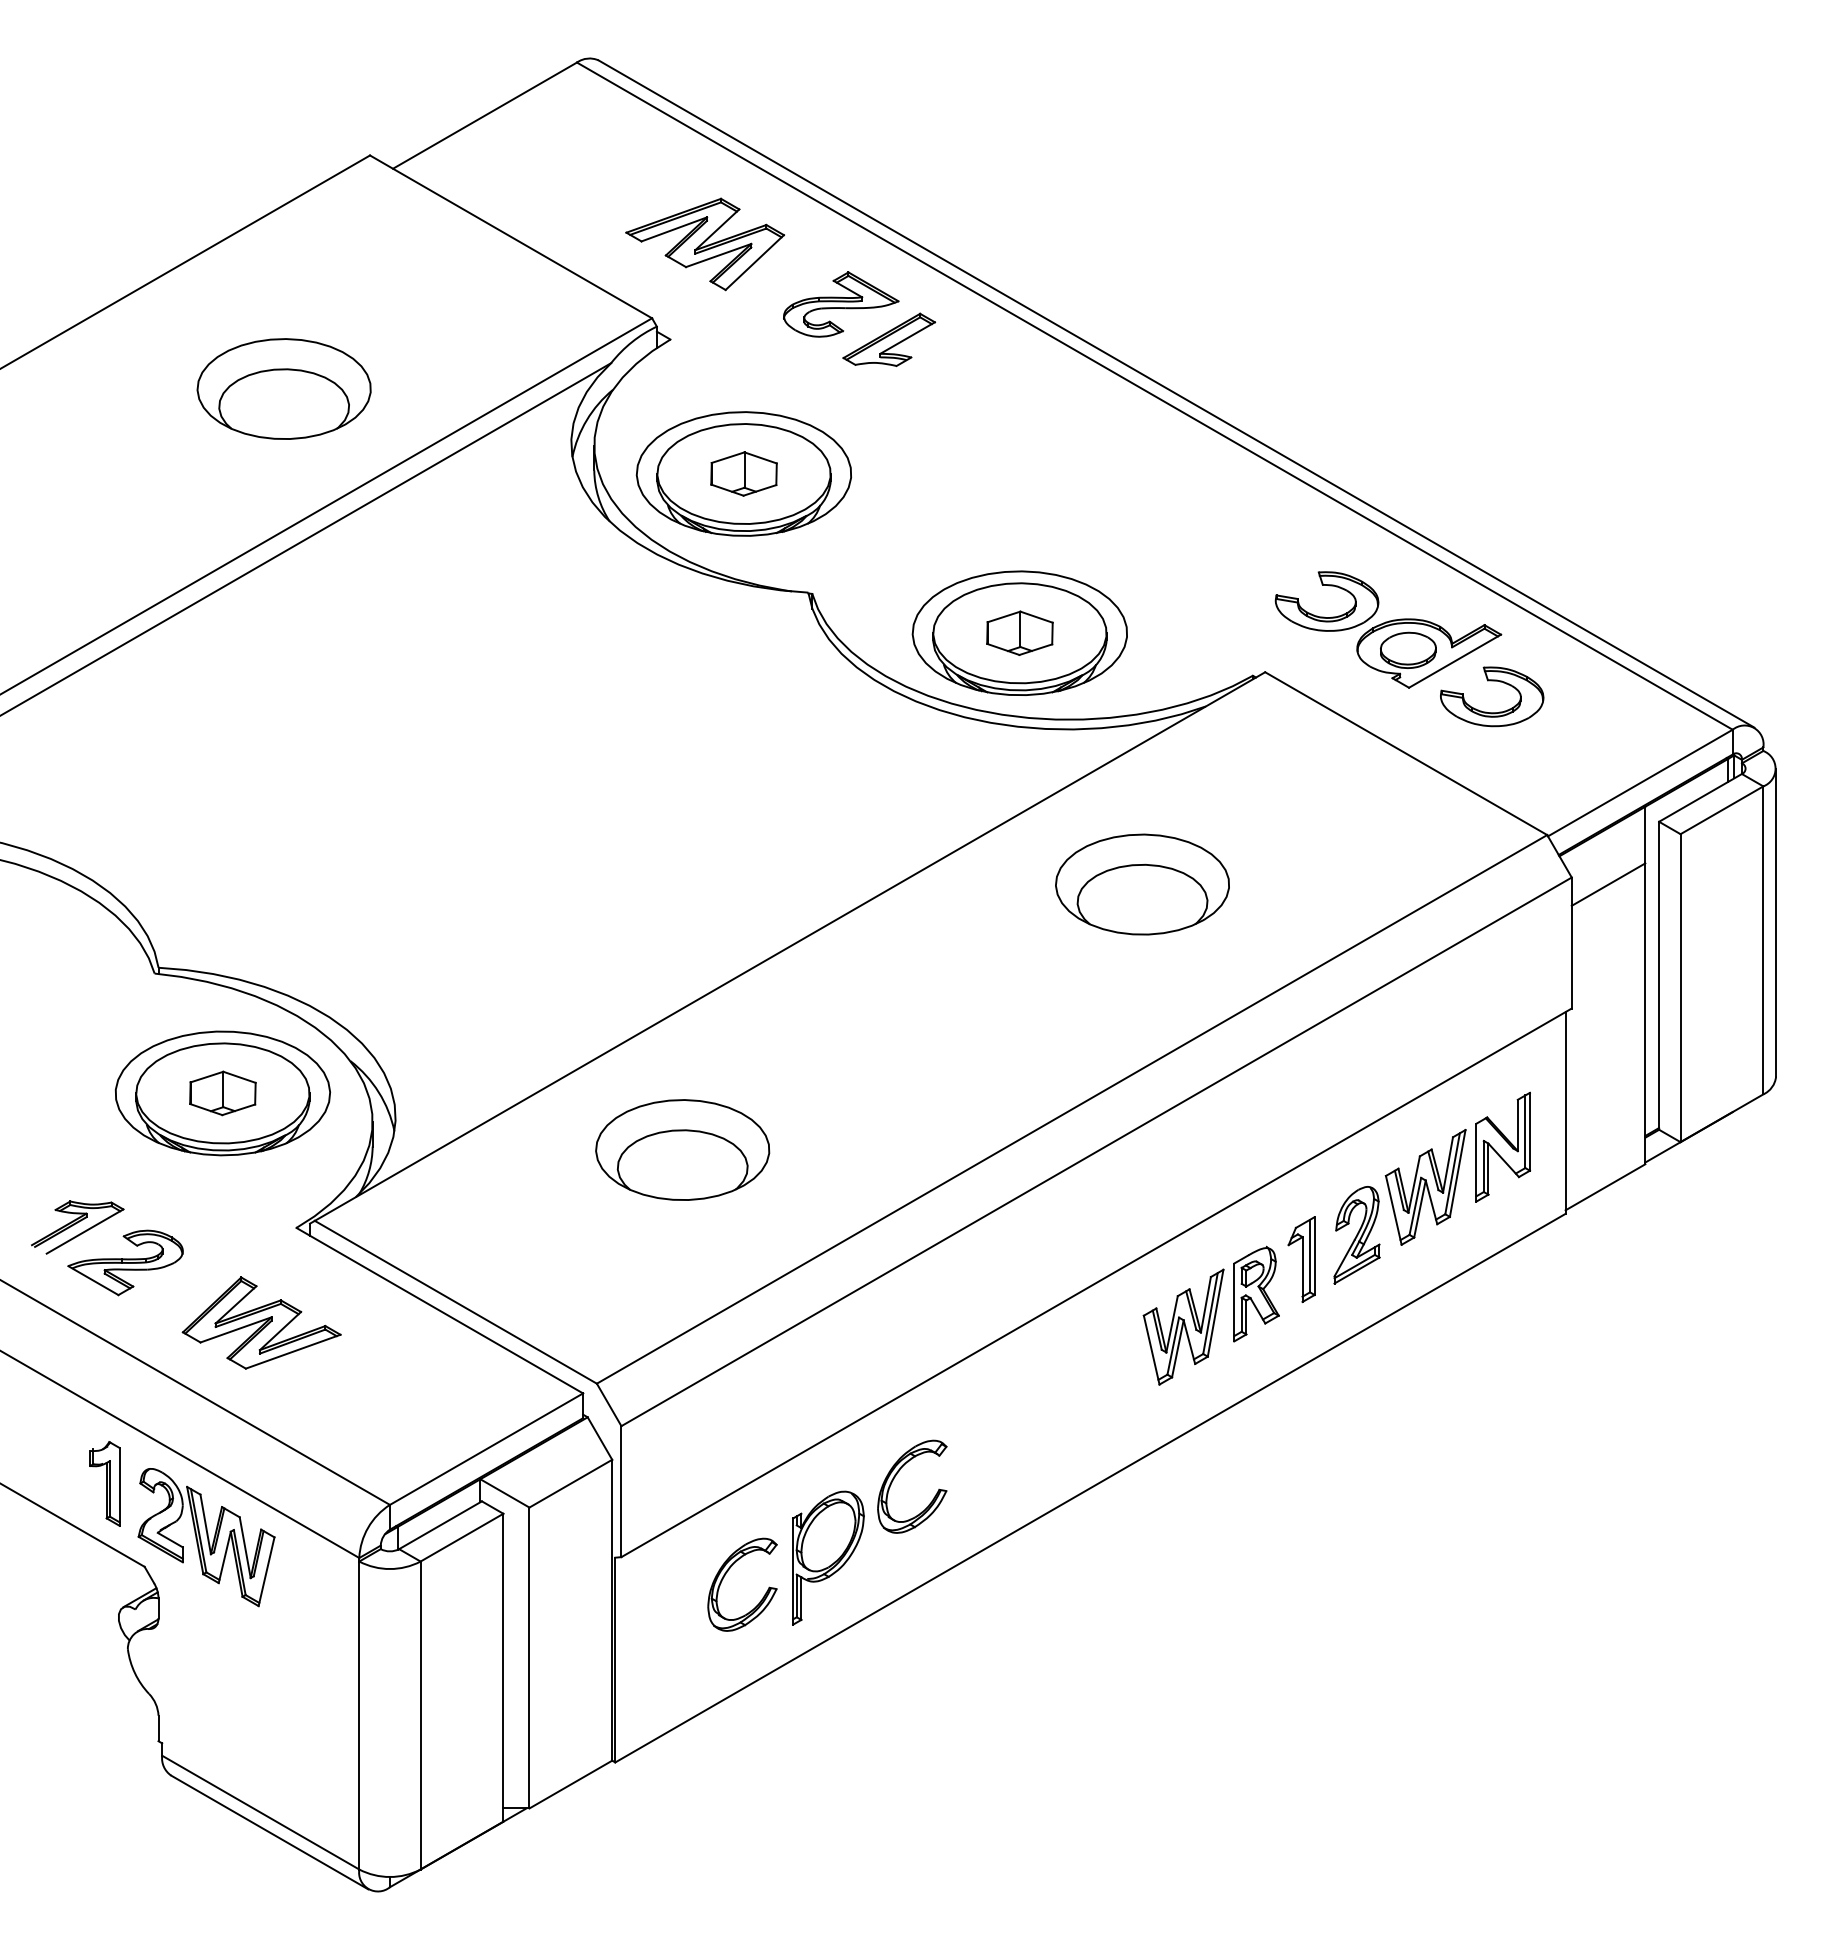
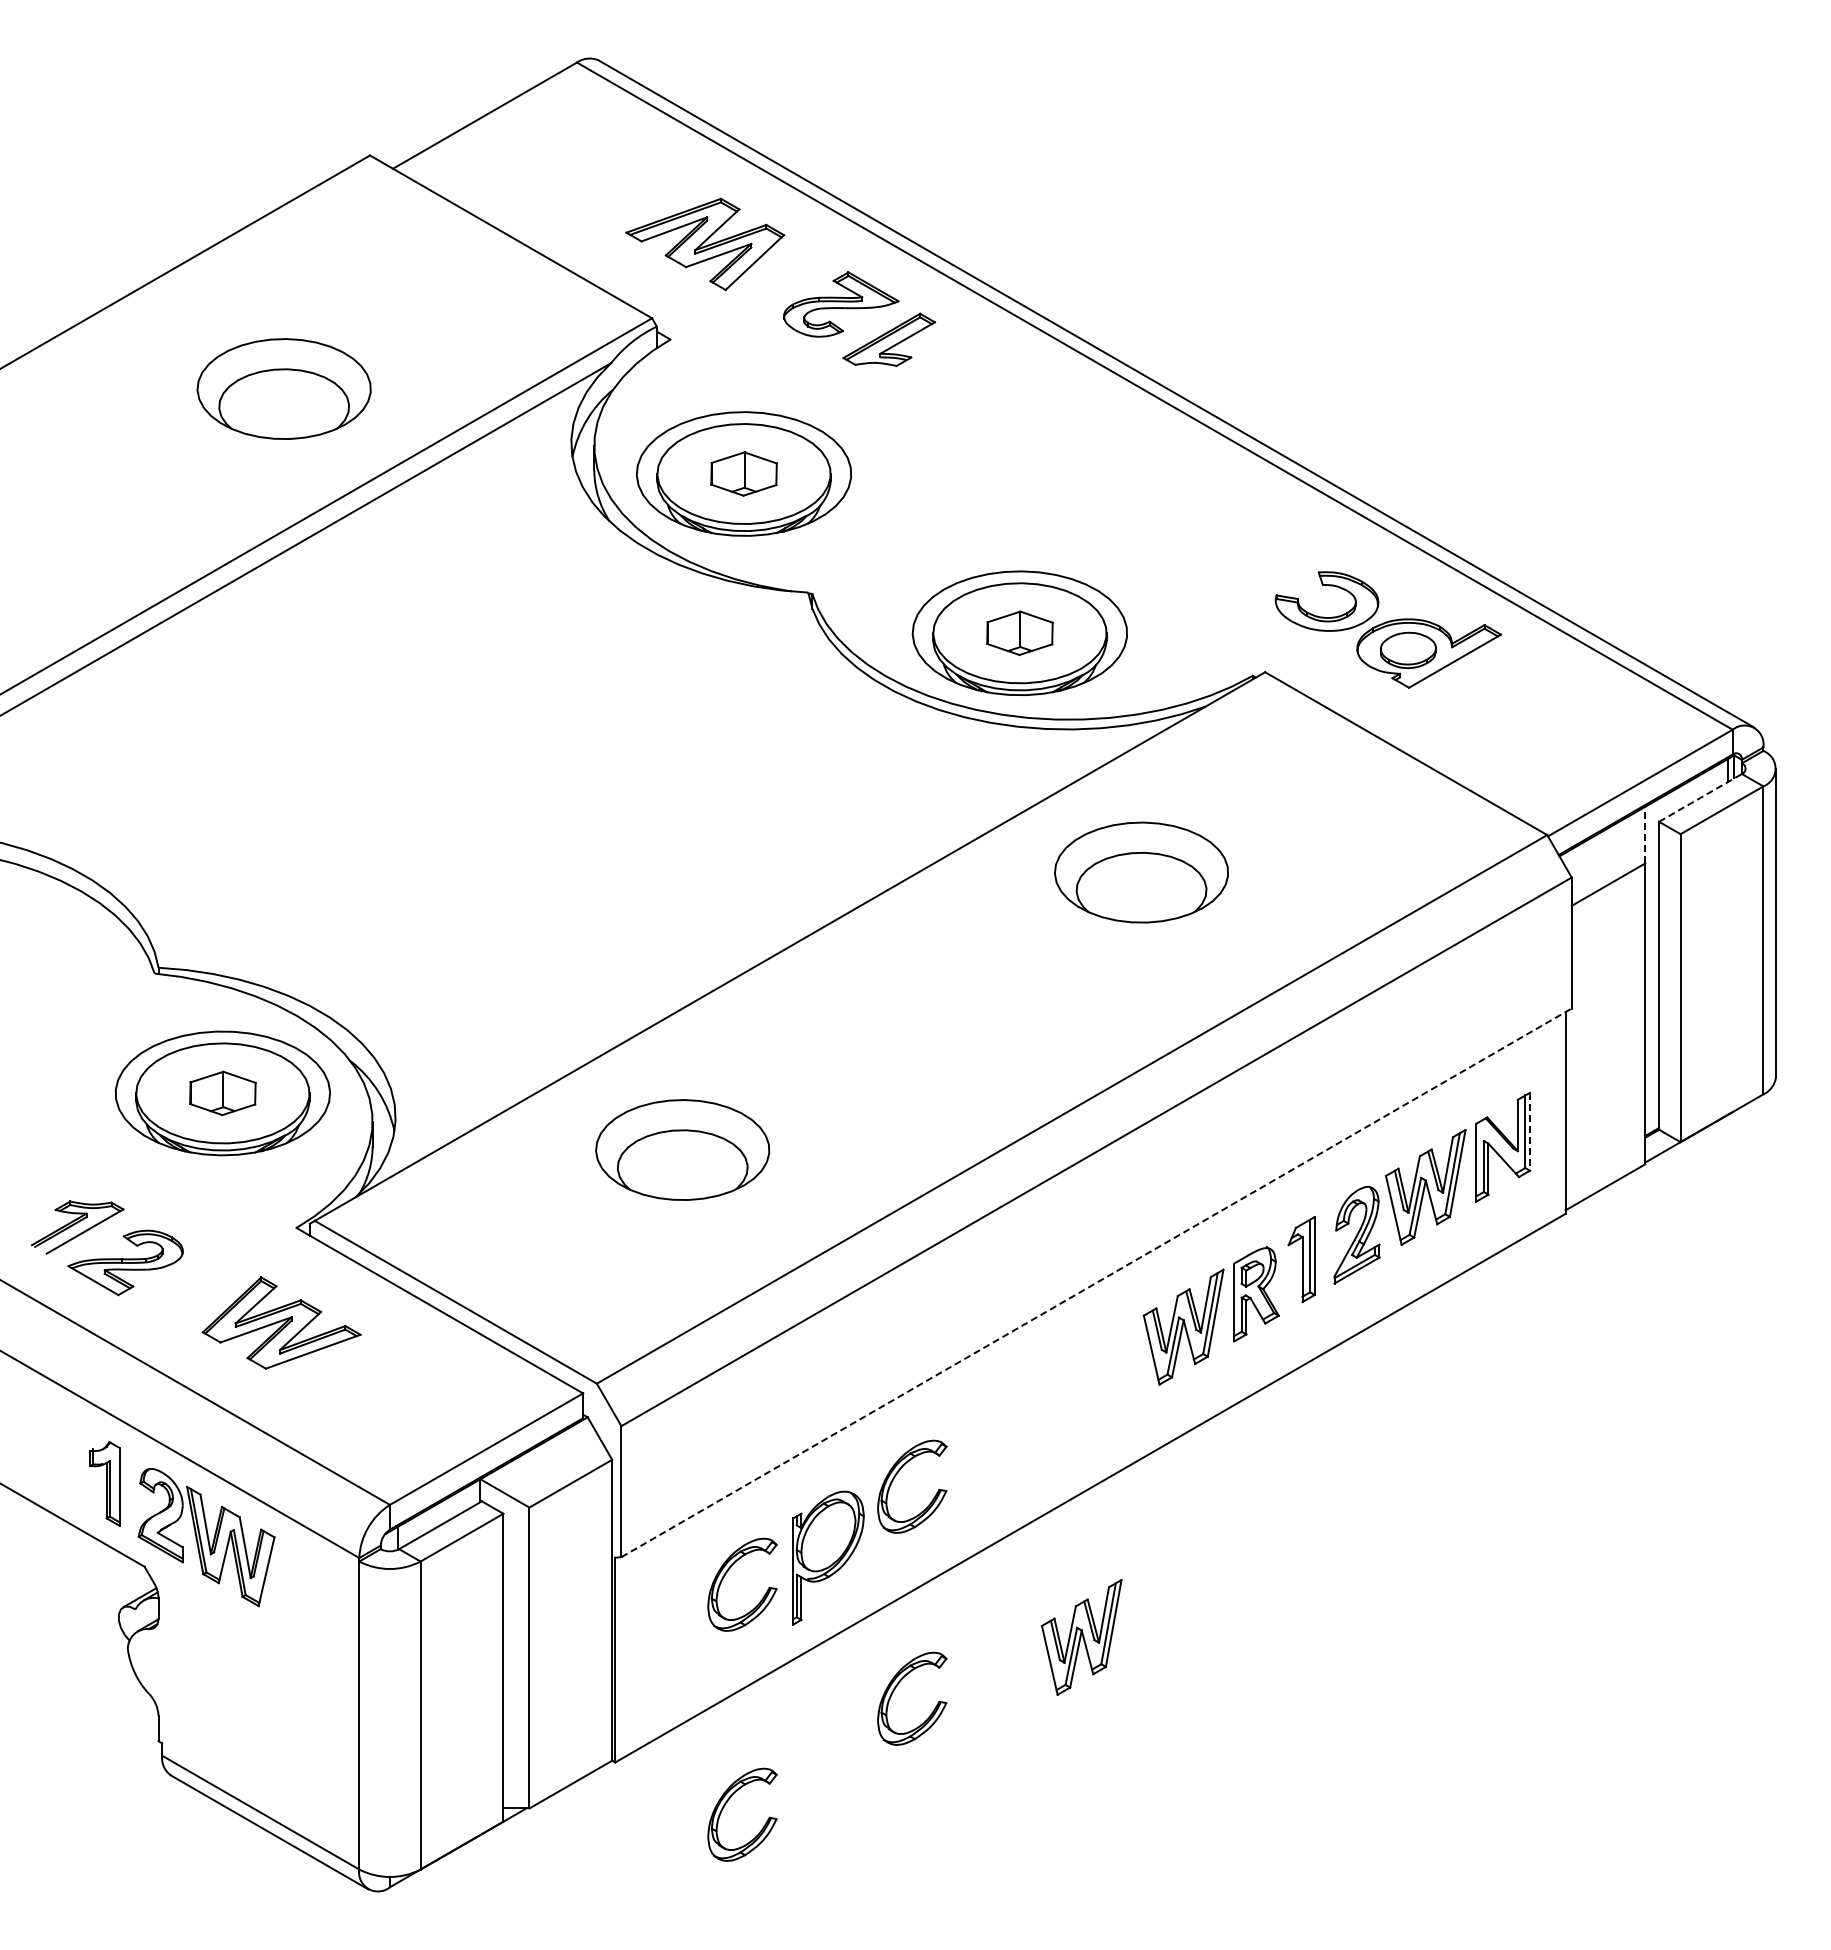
part: present -> none (1492, 681)
line: solid -> dashed (1700, 797)
line: solid -> dashed (1645, 834)
part position: (1142, 884) -> (1141, 872) (1141, 872)
line: solid -> dashed (1529, 1131)
line: solid -> dashed (1096, 1282)
part position: (261, 1322) -> (281, 1322) (281, 1322)
part: none -> present (1081, 1637)
part: none -> present (897, 1686)
part: none -> present (726, 1804)
